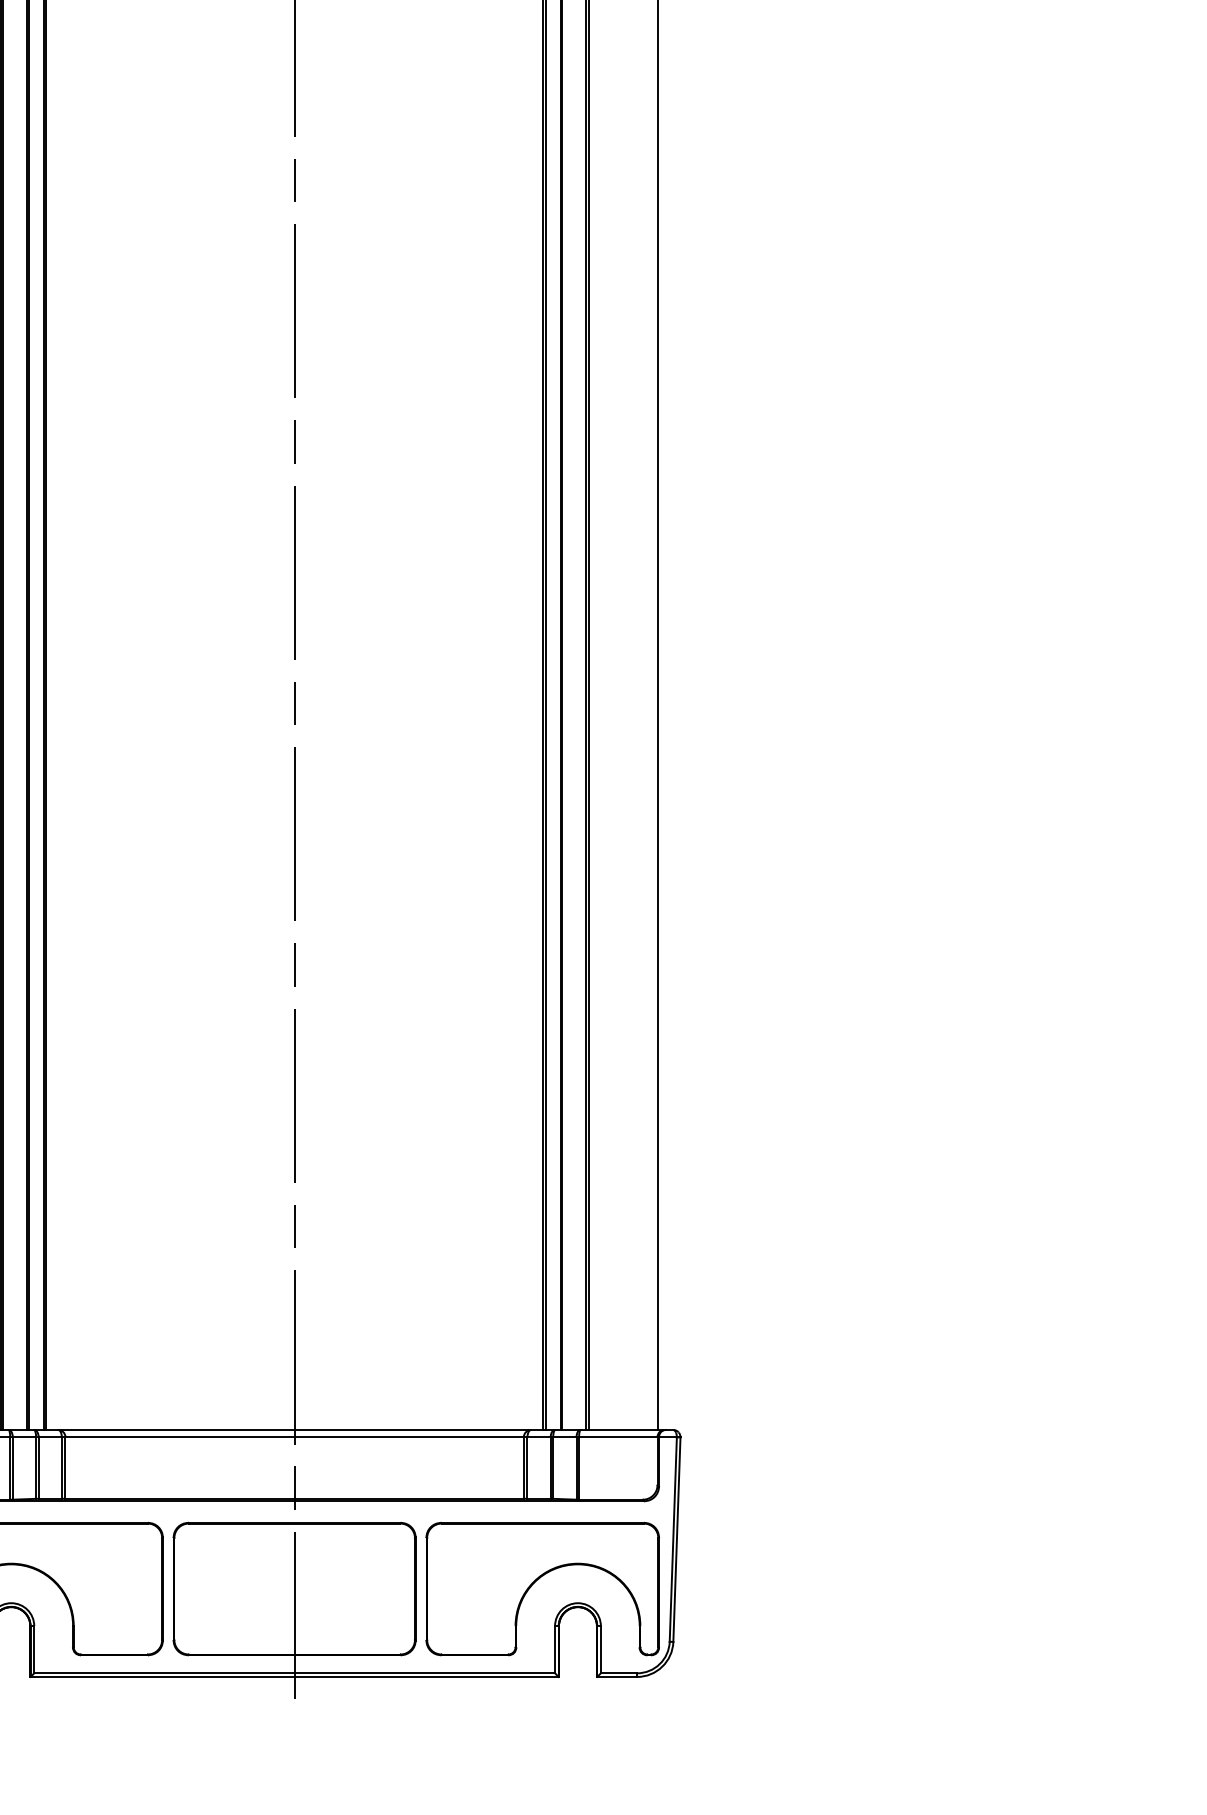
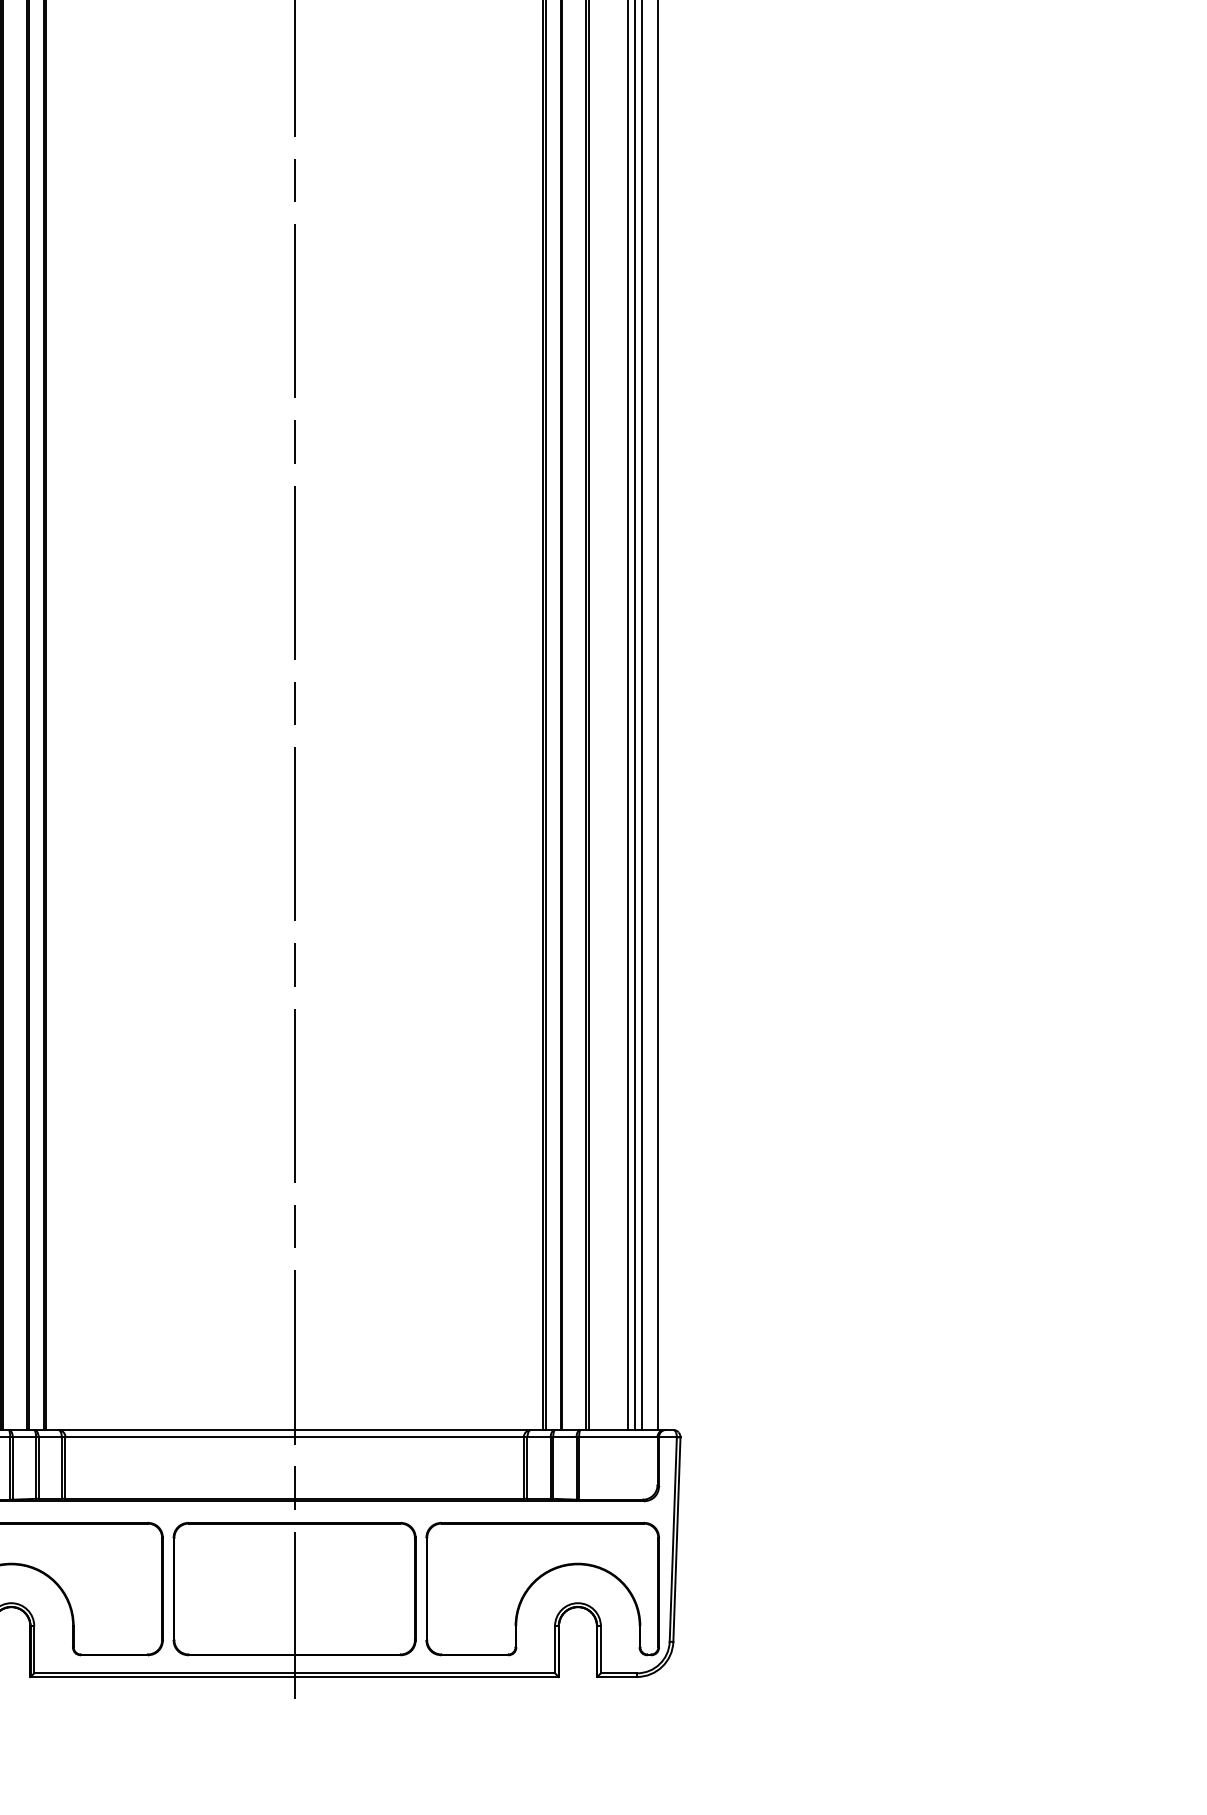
line: none -> present (628, 715)
line: none -> present (634, 715)
line: none -> present (641, 715)
